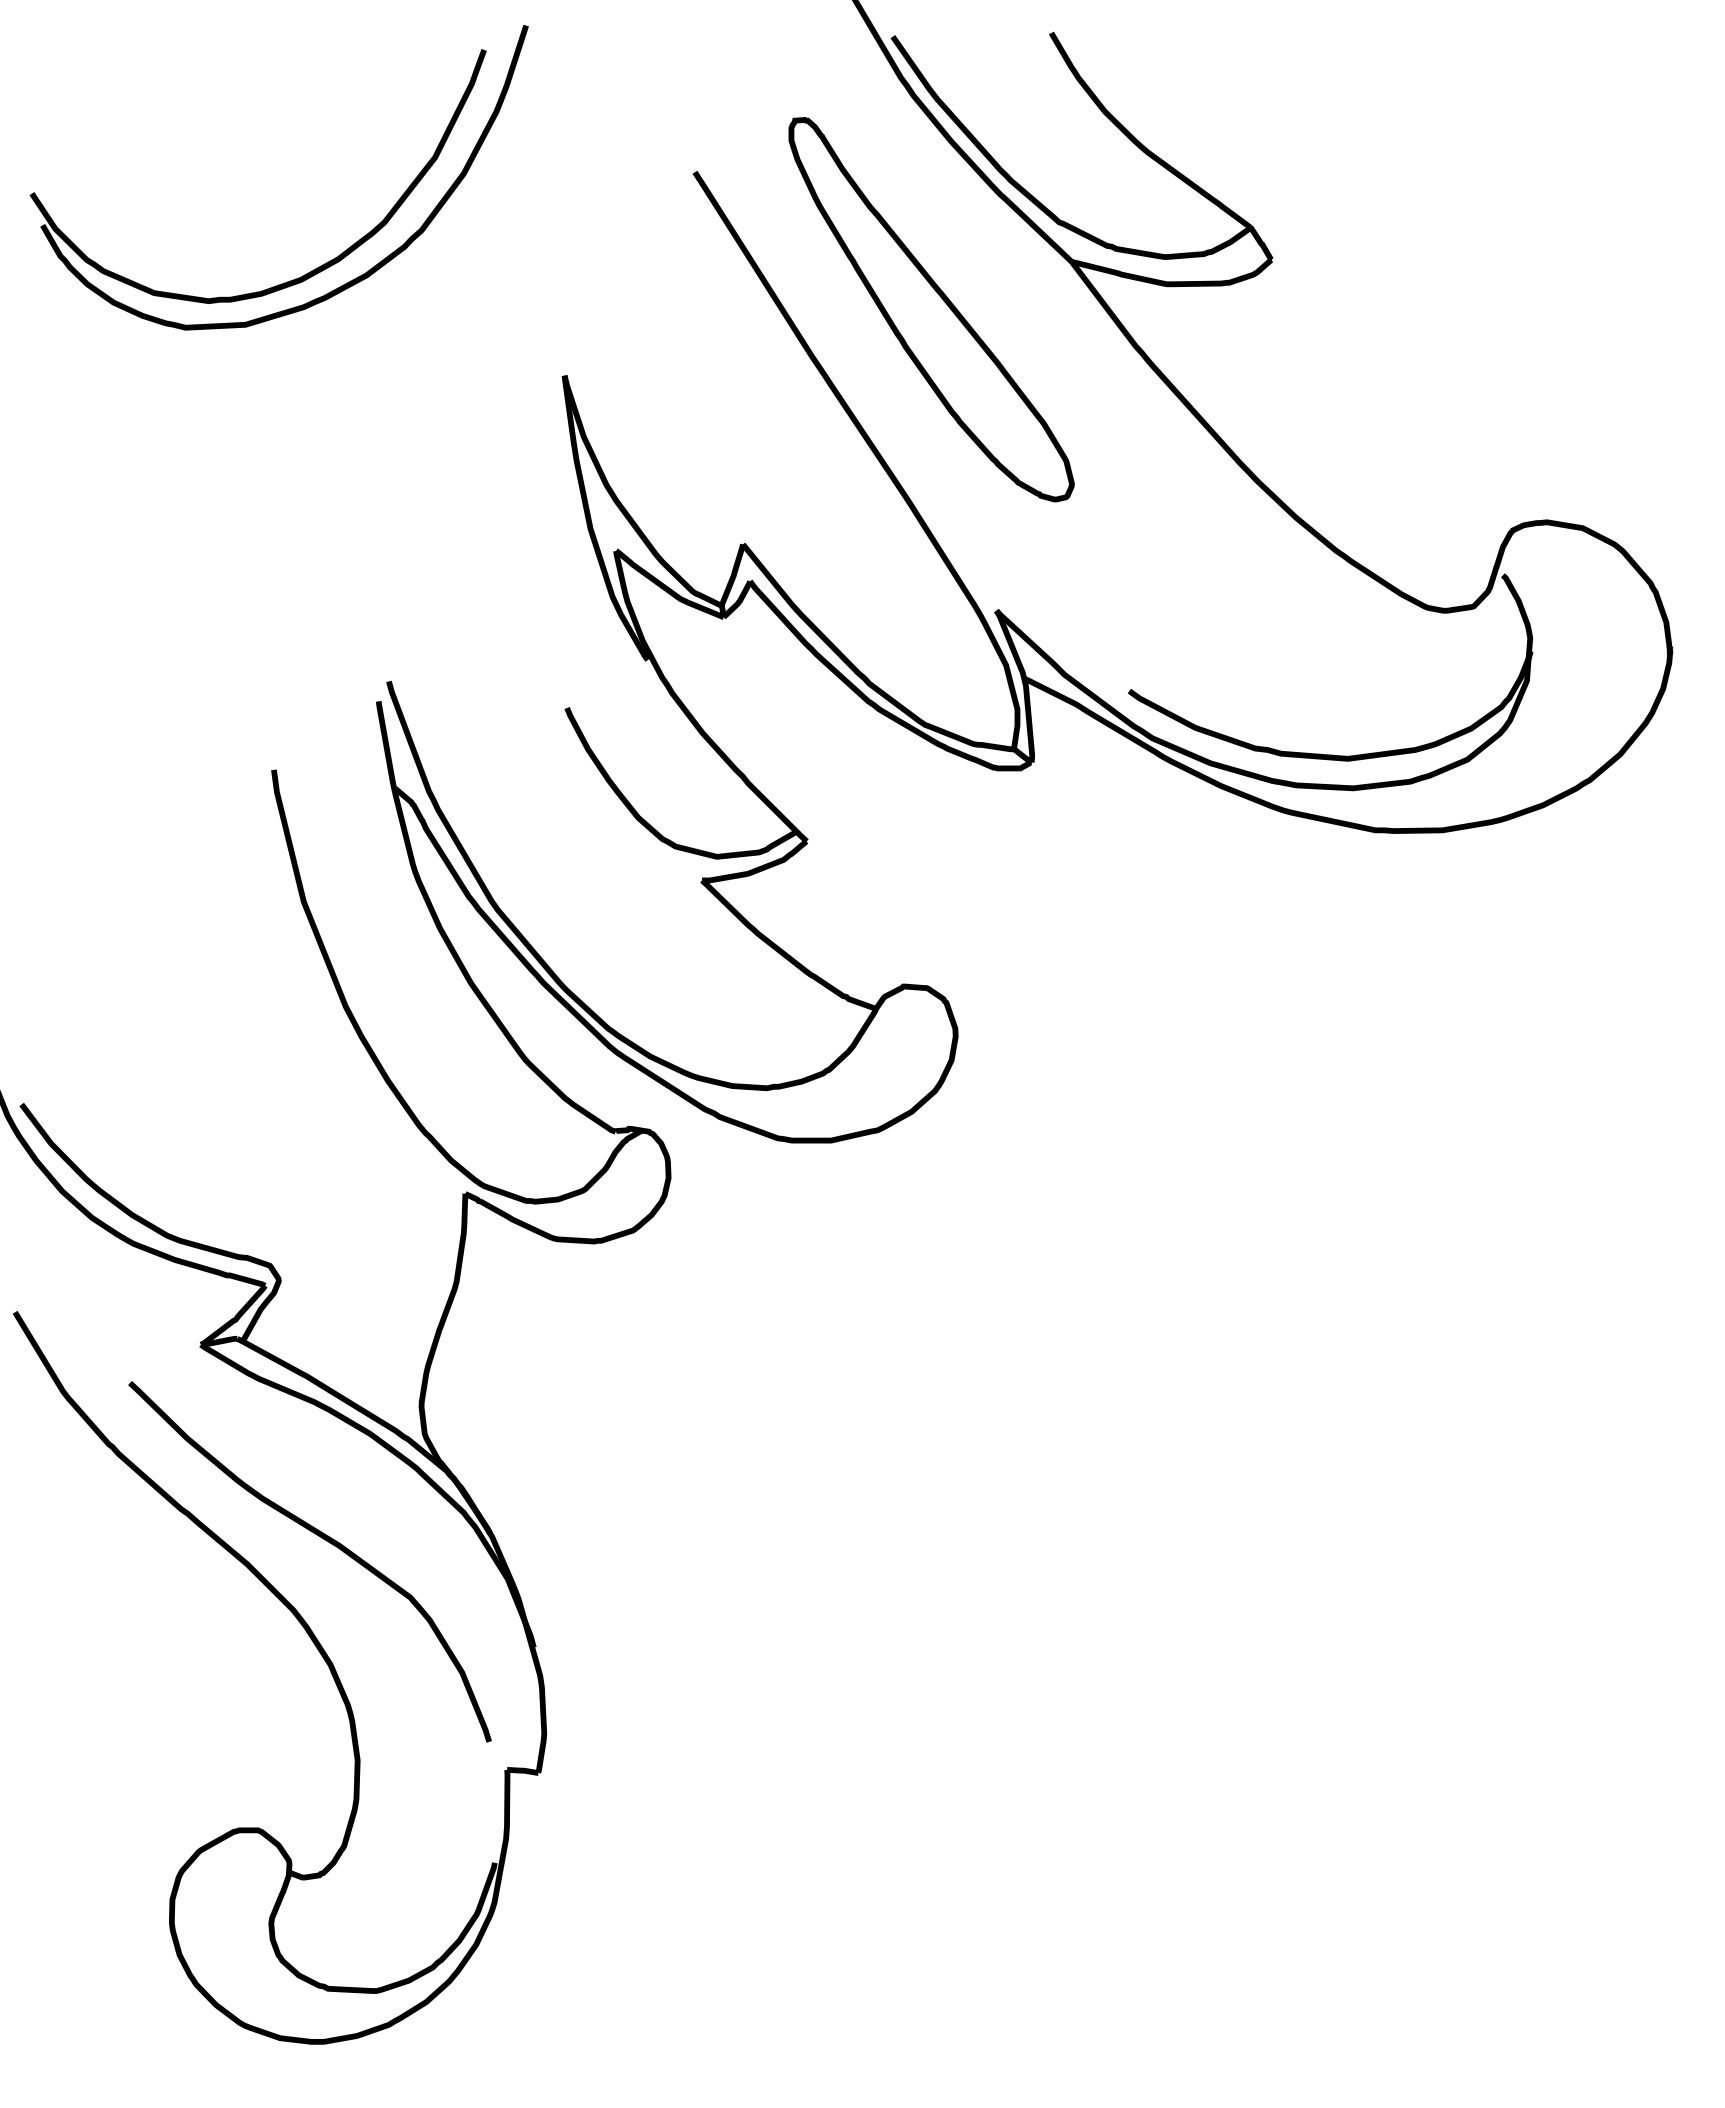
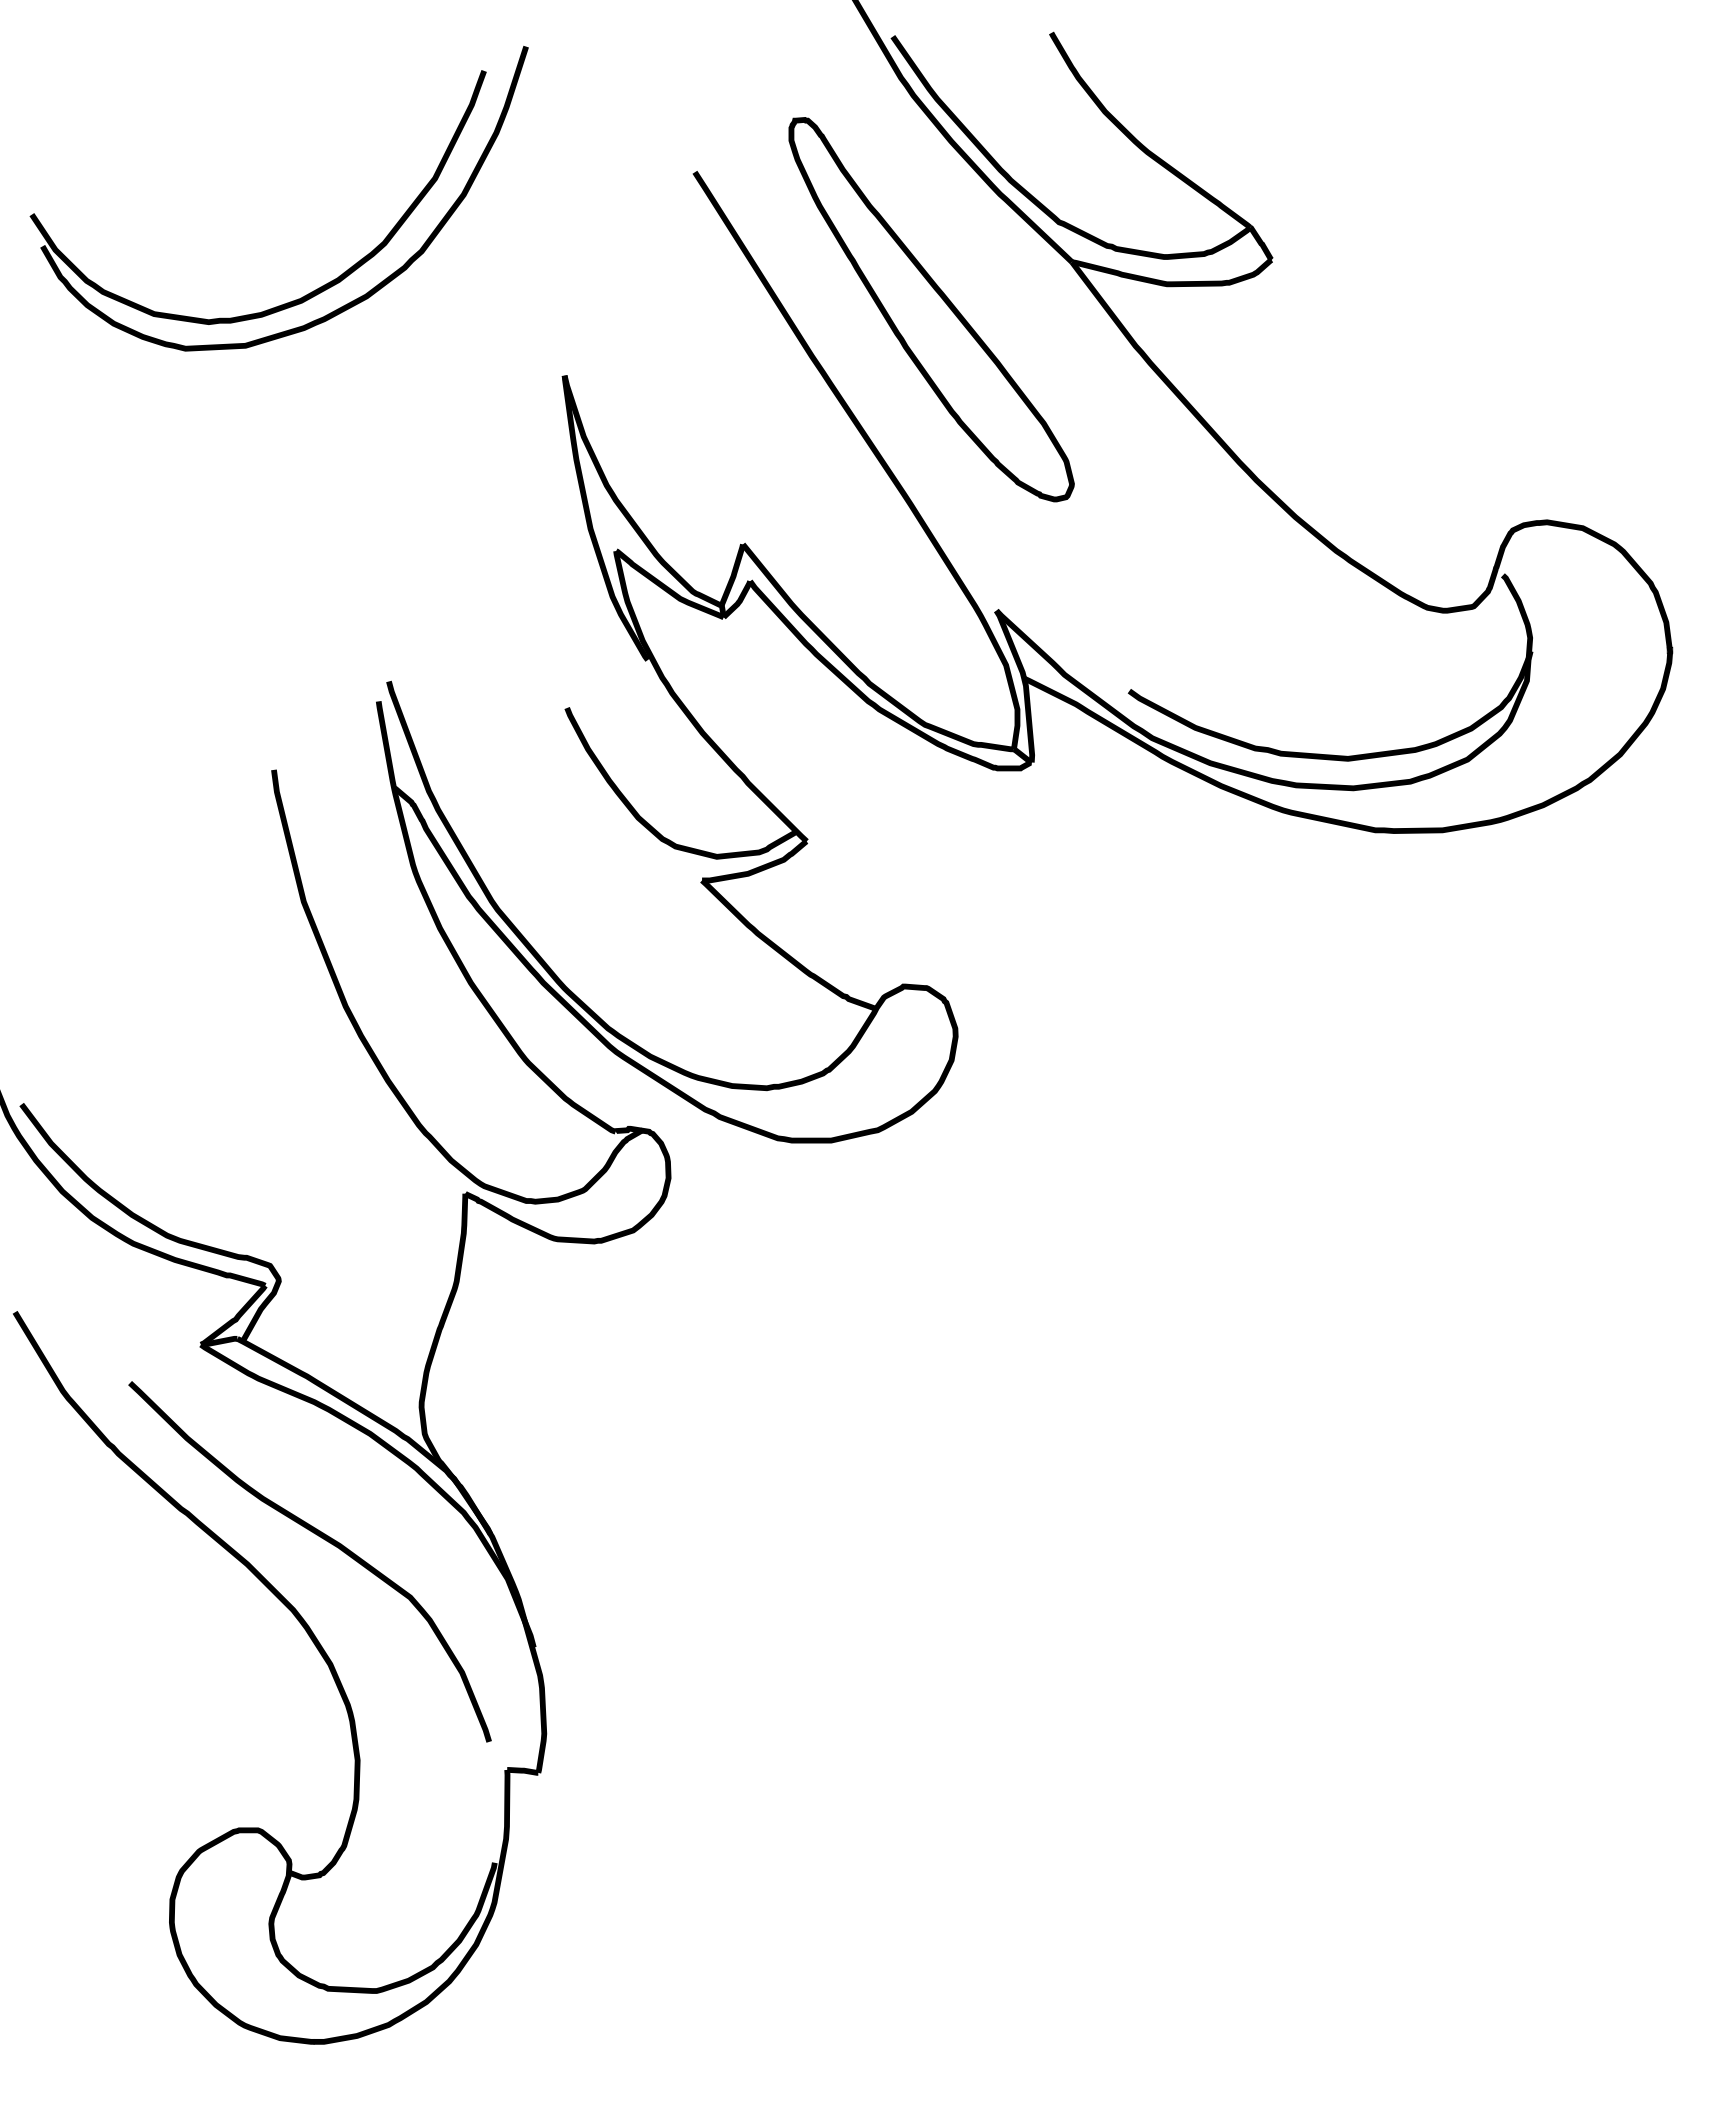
part position: (329, 260) -> (329, 281) (329, 281)
